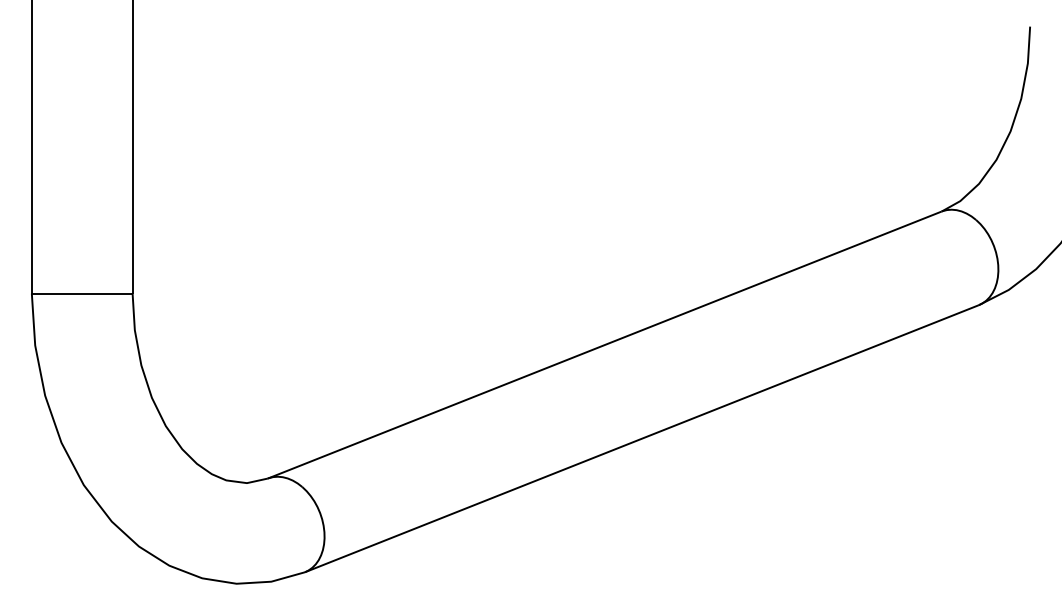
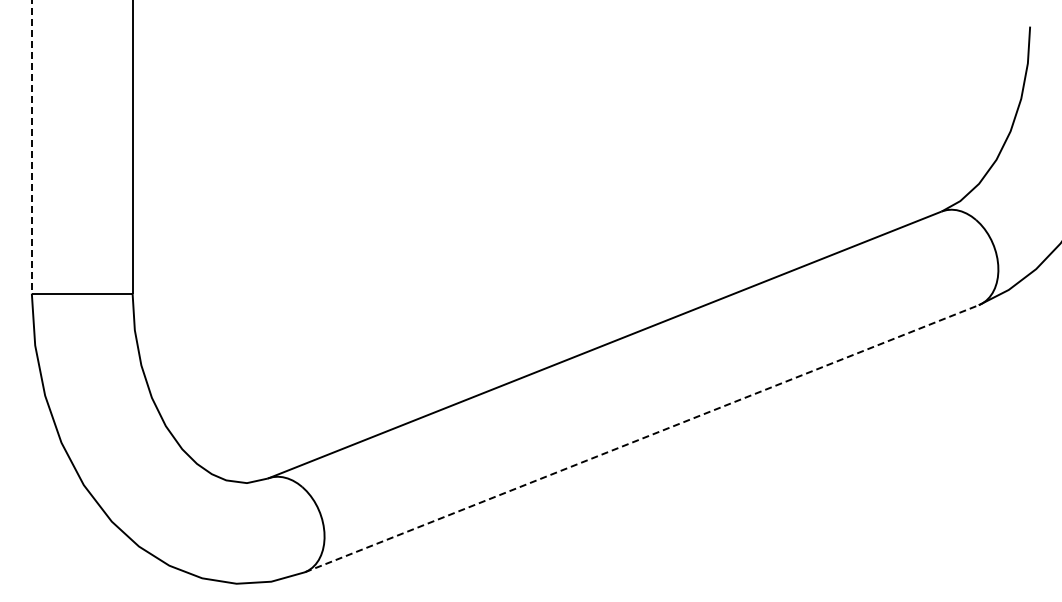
line: solid -> dashed (31, 147)
line: solid -> dashed (642, 438)
